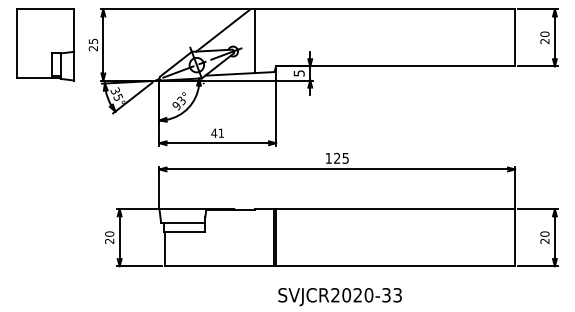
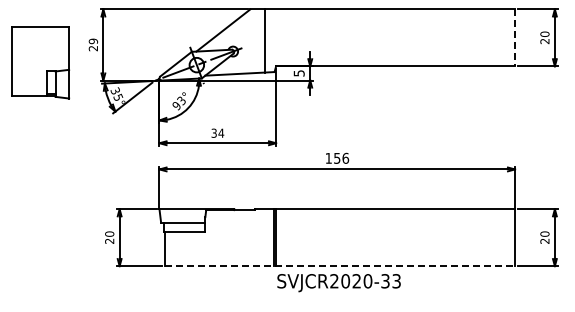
line: solid -> dashed (515, 38)
text: 25 -> 29 (92, 41)
line position: (254, 41) -> (264, 41) (264, 41)
part position: (45, 44) -> (40, 62) (40, 62)
text: 41 -> 34 (217, 132)
text: 125 -> 156 (341, 157)
line: solid -> dashed (340, 266)
text position: (339, 297) -> (338, 283) (338, 283)
